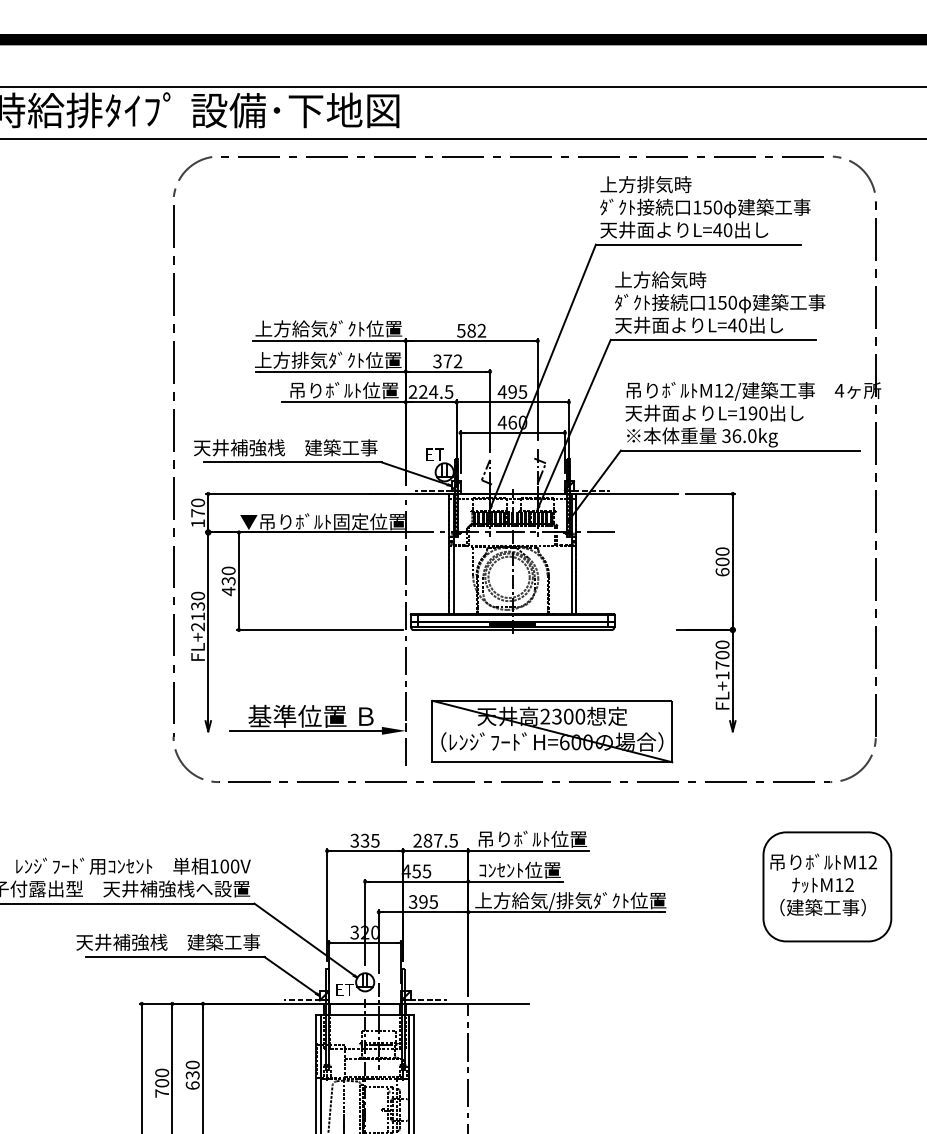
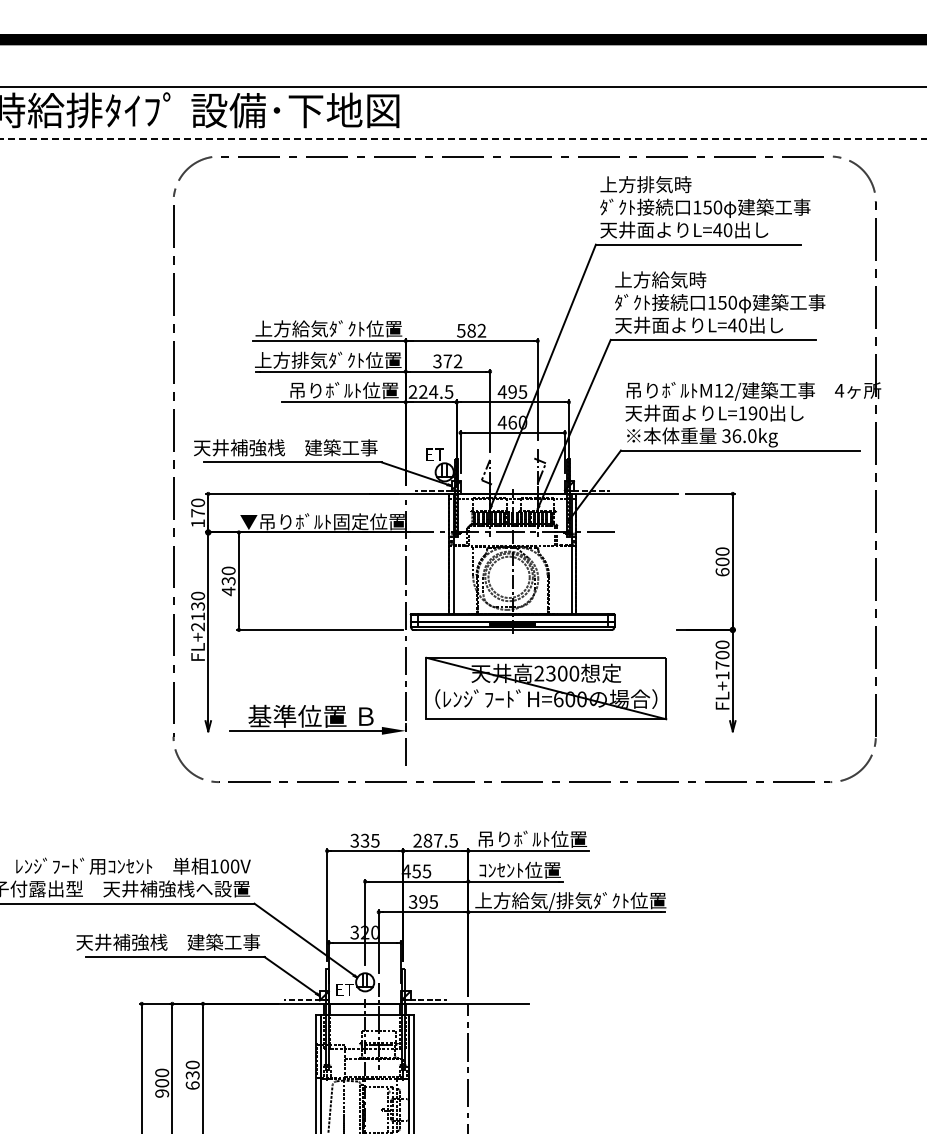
line: solid -> dashed (463, 138)
part position: (552, 731) -> (546, 688) (546, 688)
part: present -> none (827, 886)
text: 700 -> 900 (162, 1093)
